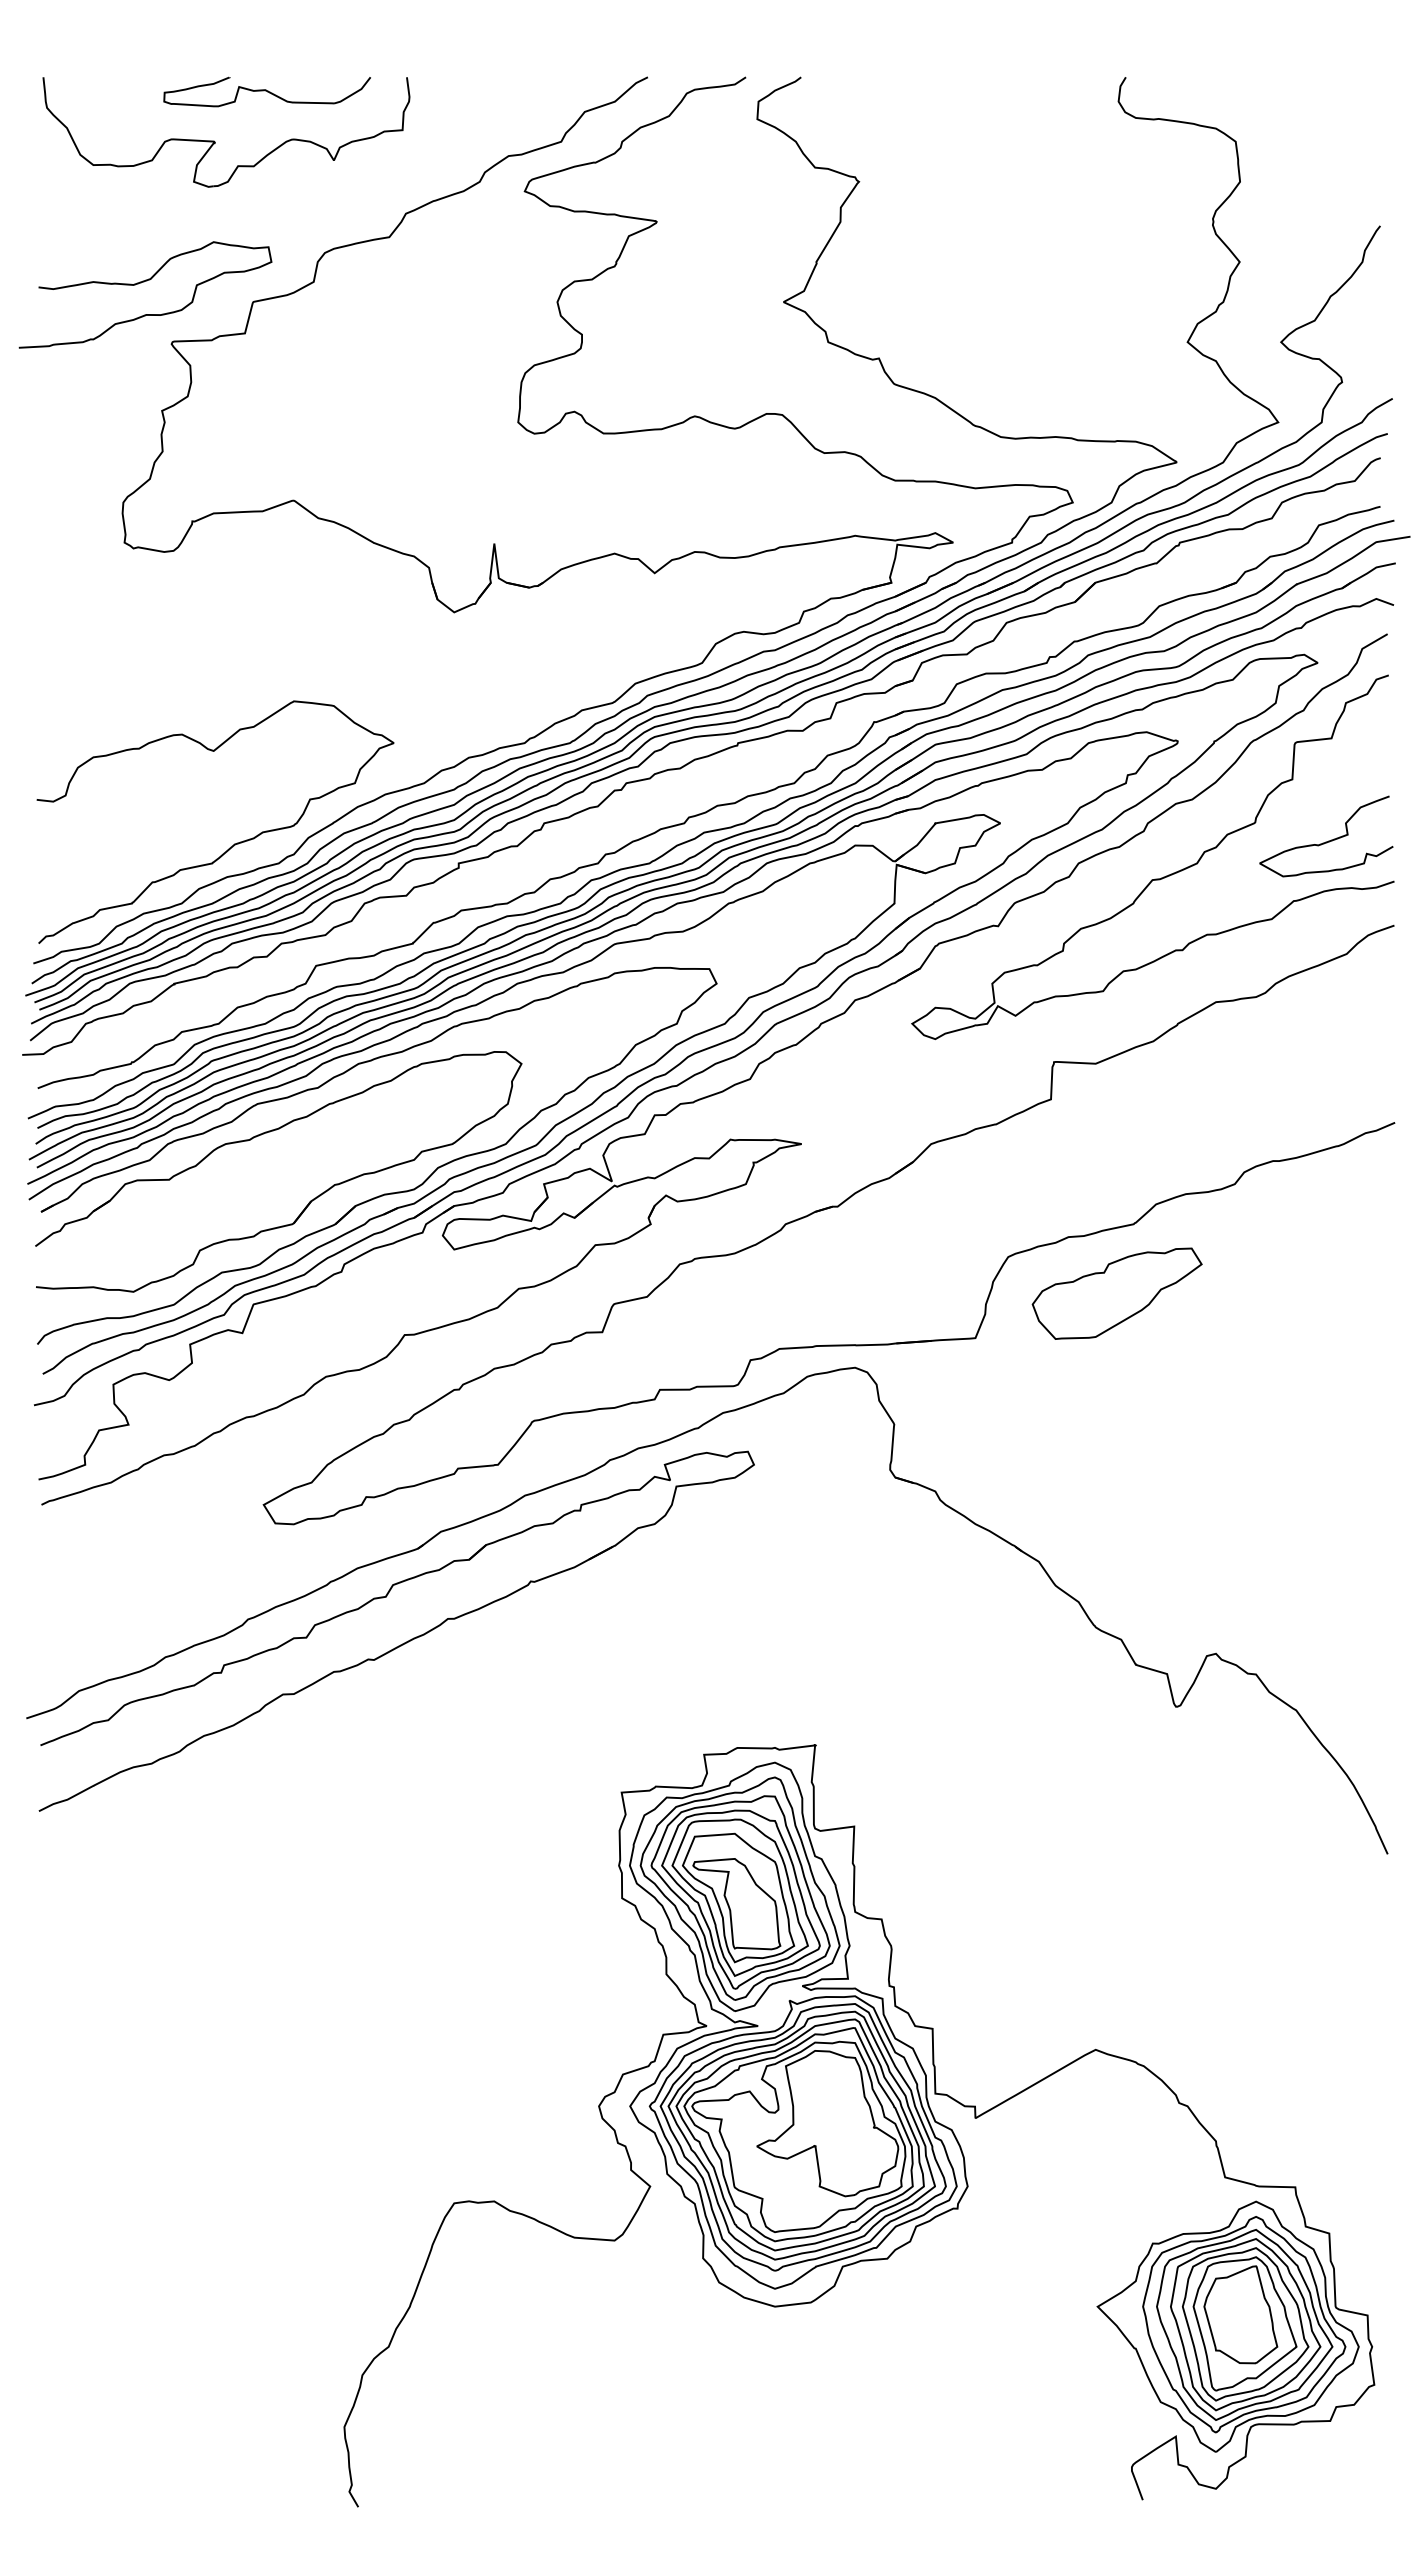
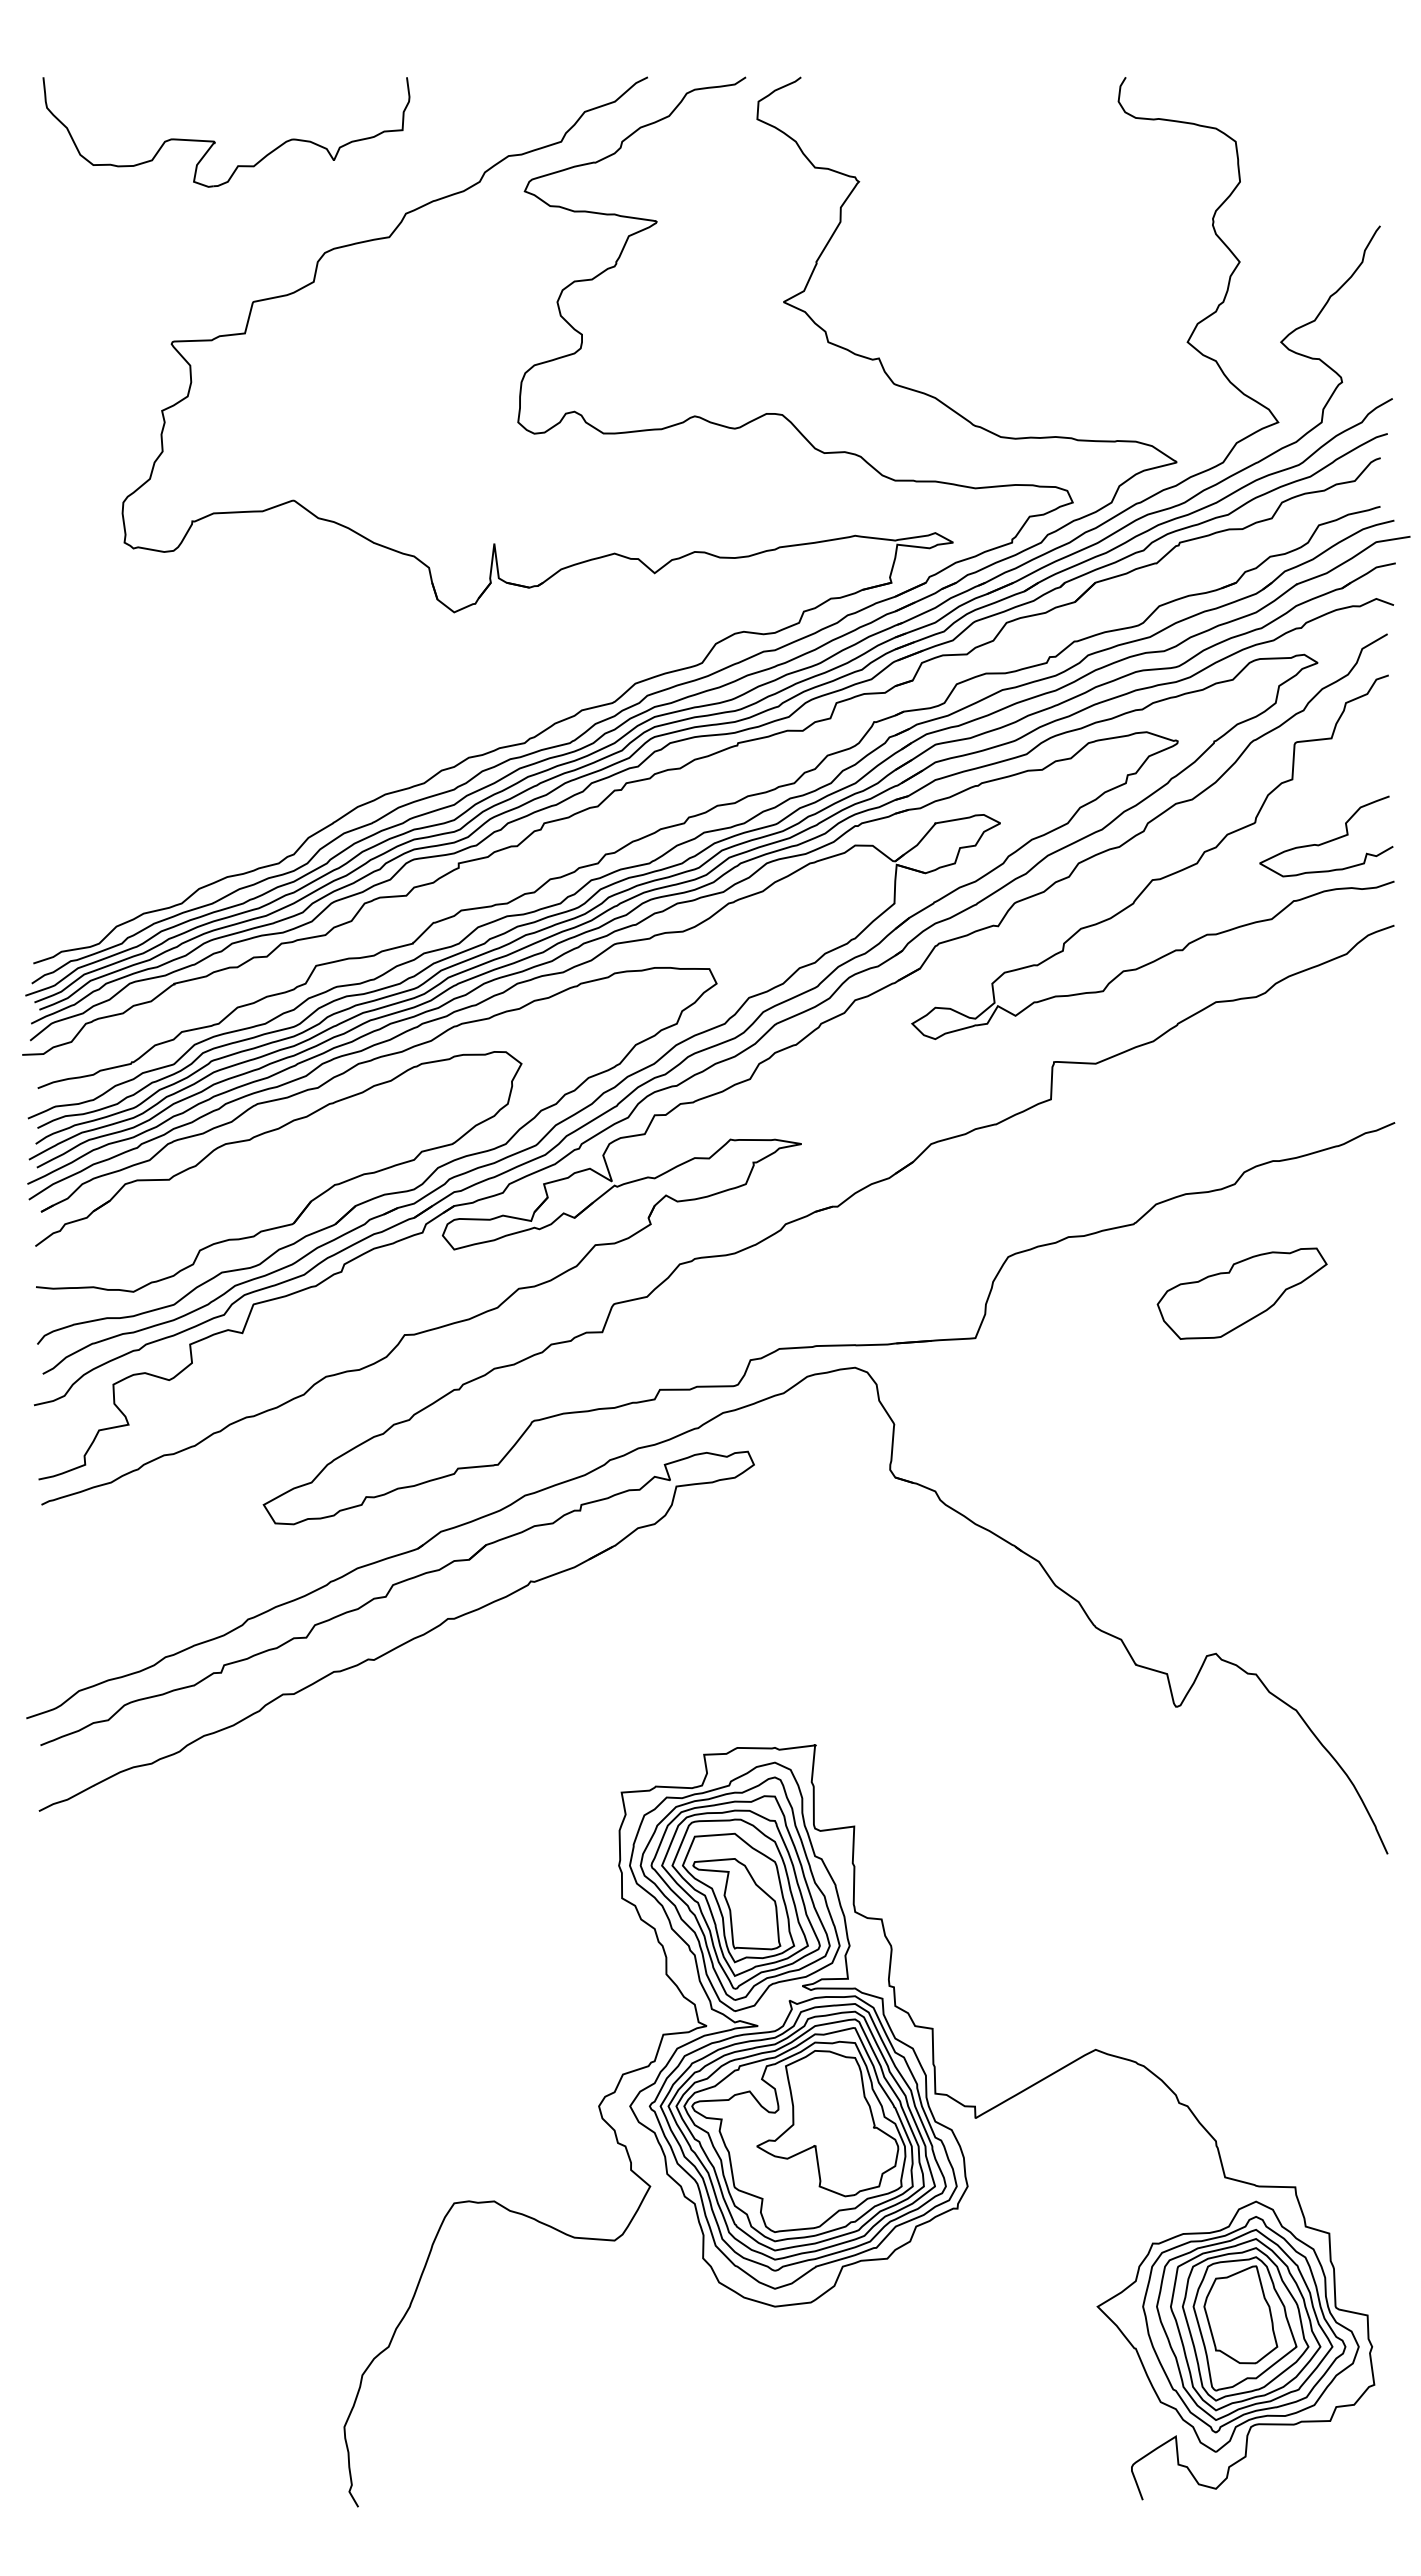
part: present -> none (266, 91)
curve: present -> none (141, 283)
curve: present -> none (234, 843)
part position: (1116, 1293) -> (1241, 1293) (1241, 1293)
